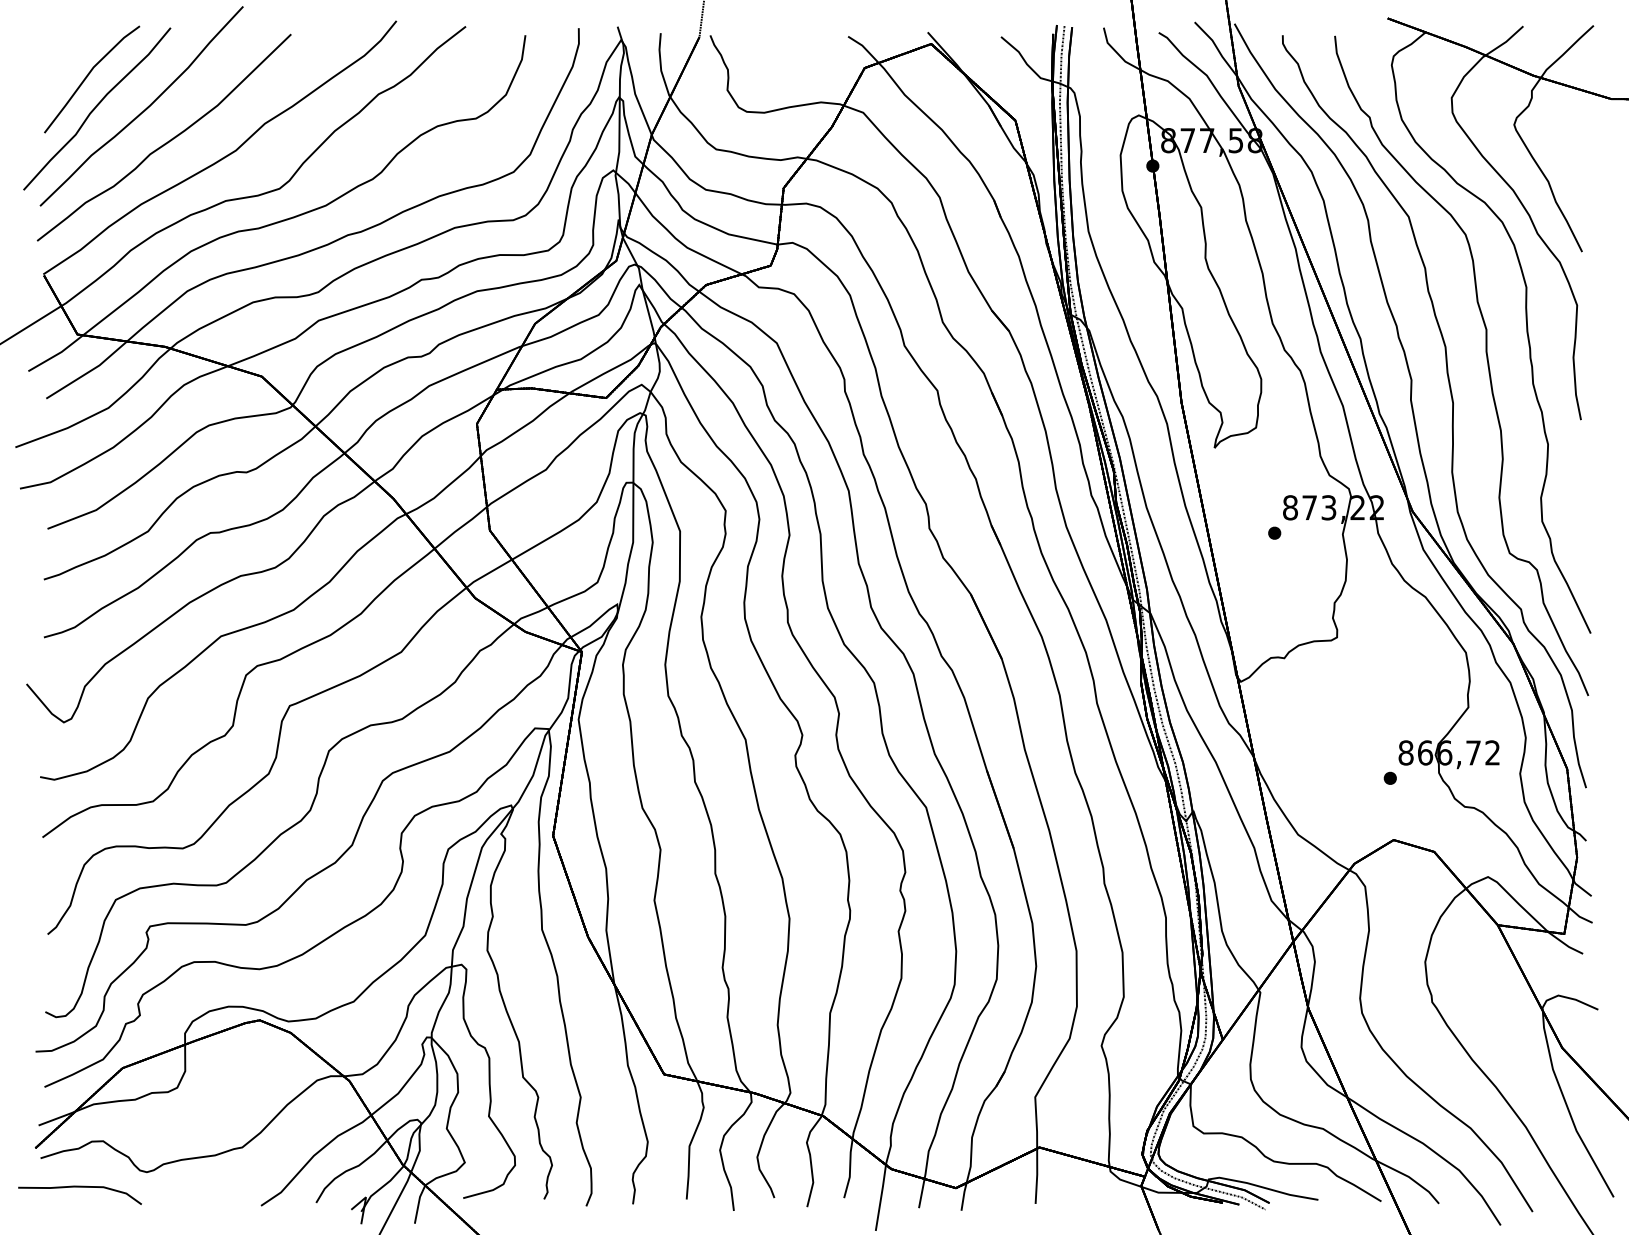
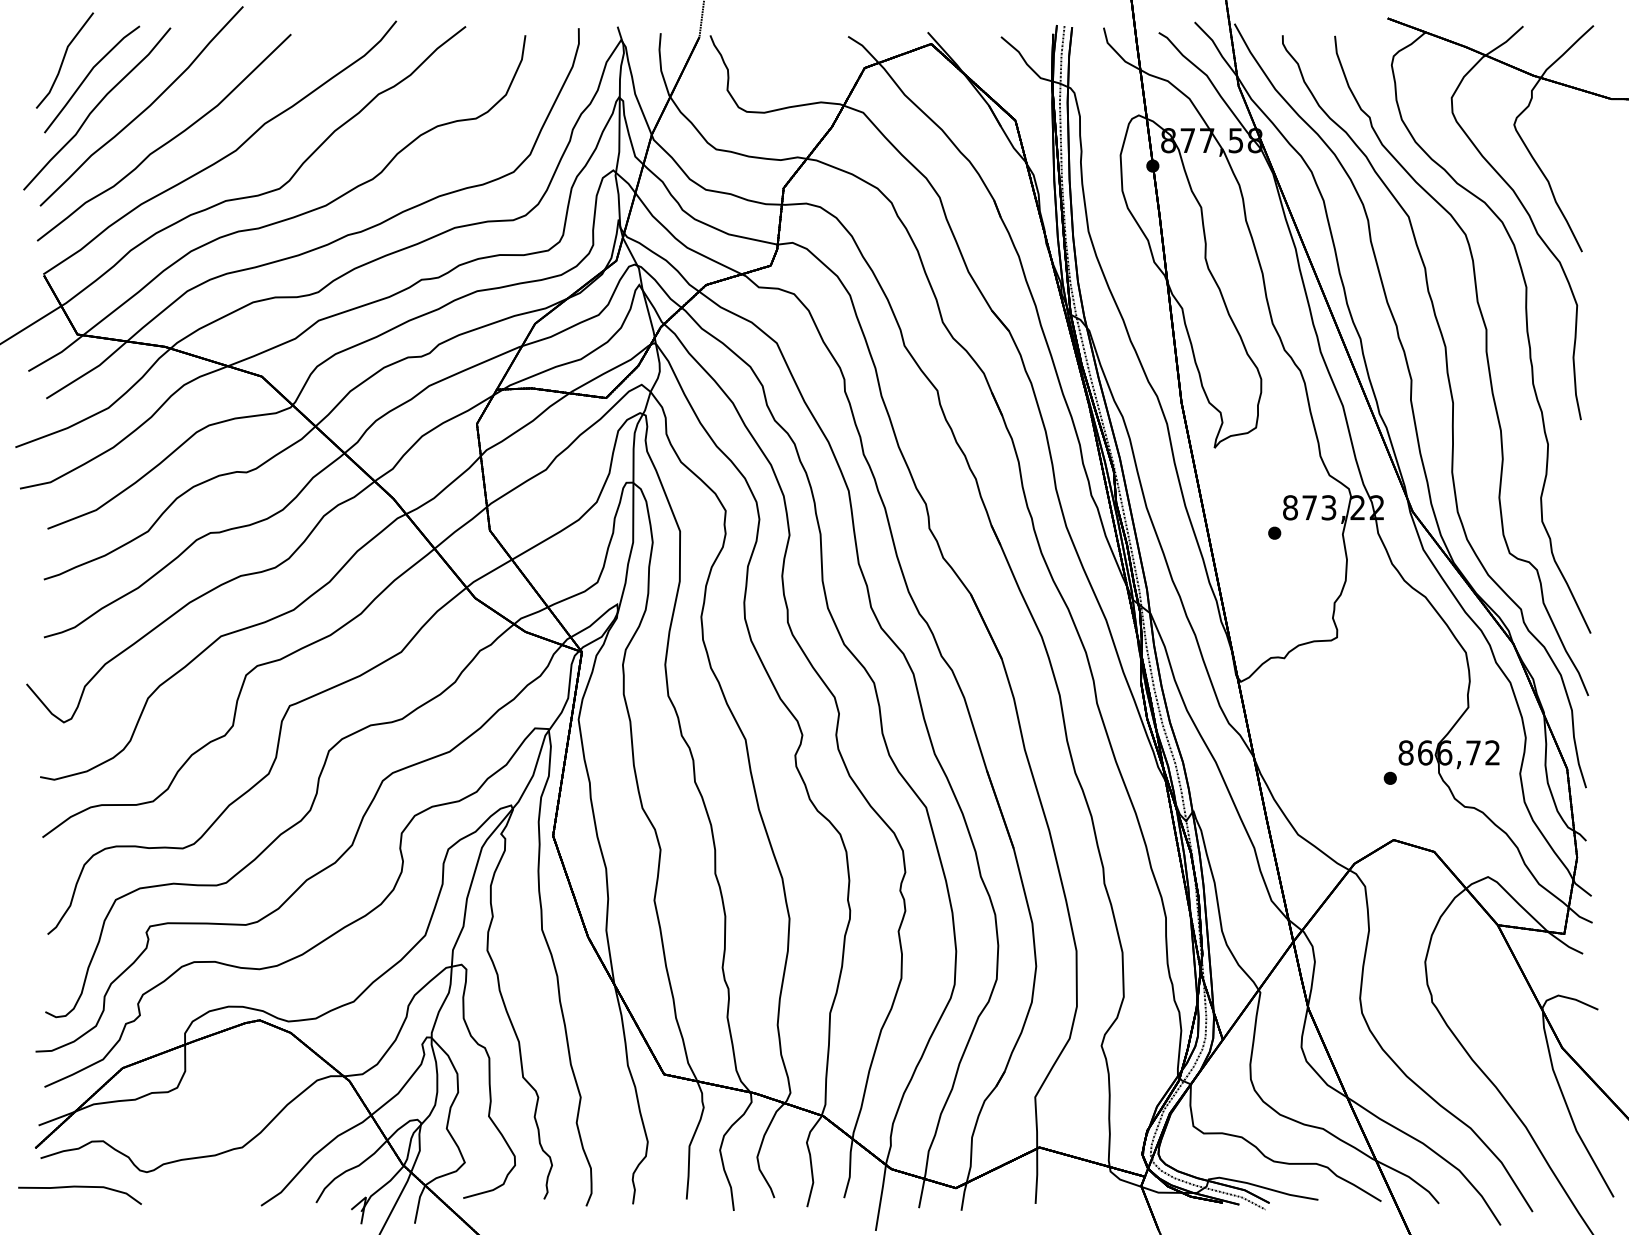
part: none -> present (64, 60)
